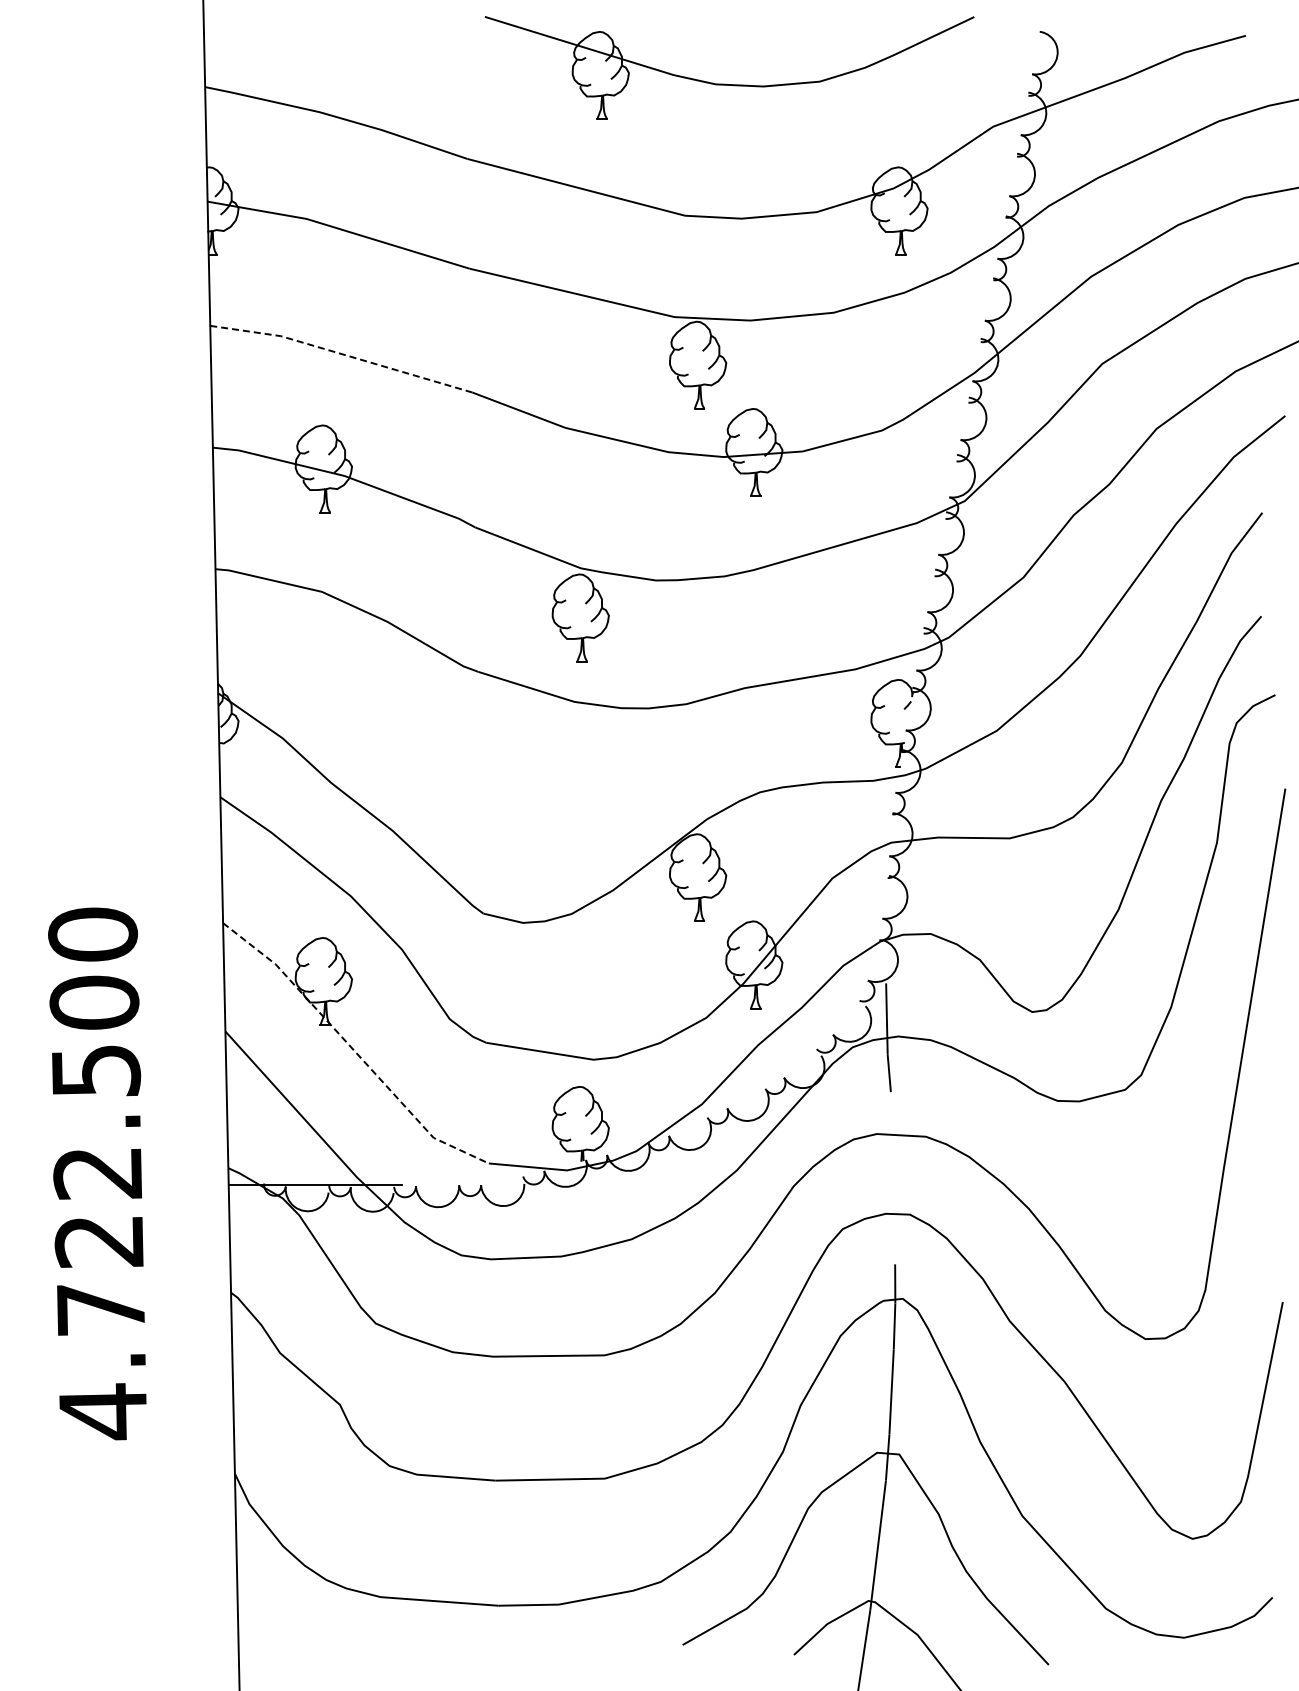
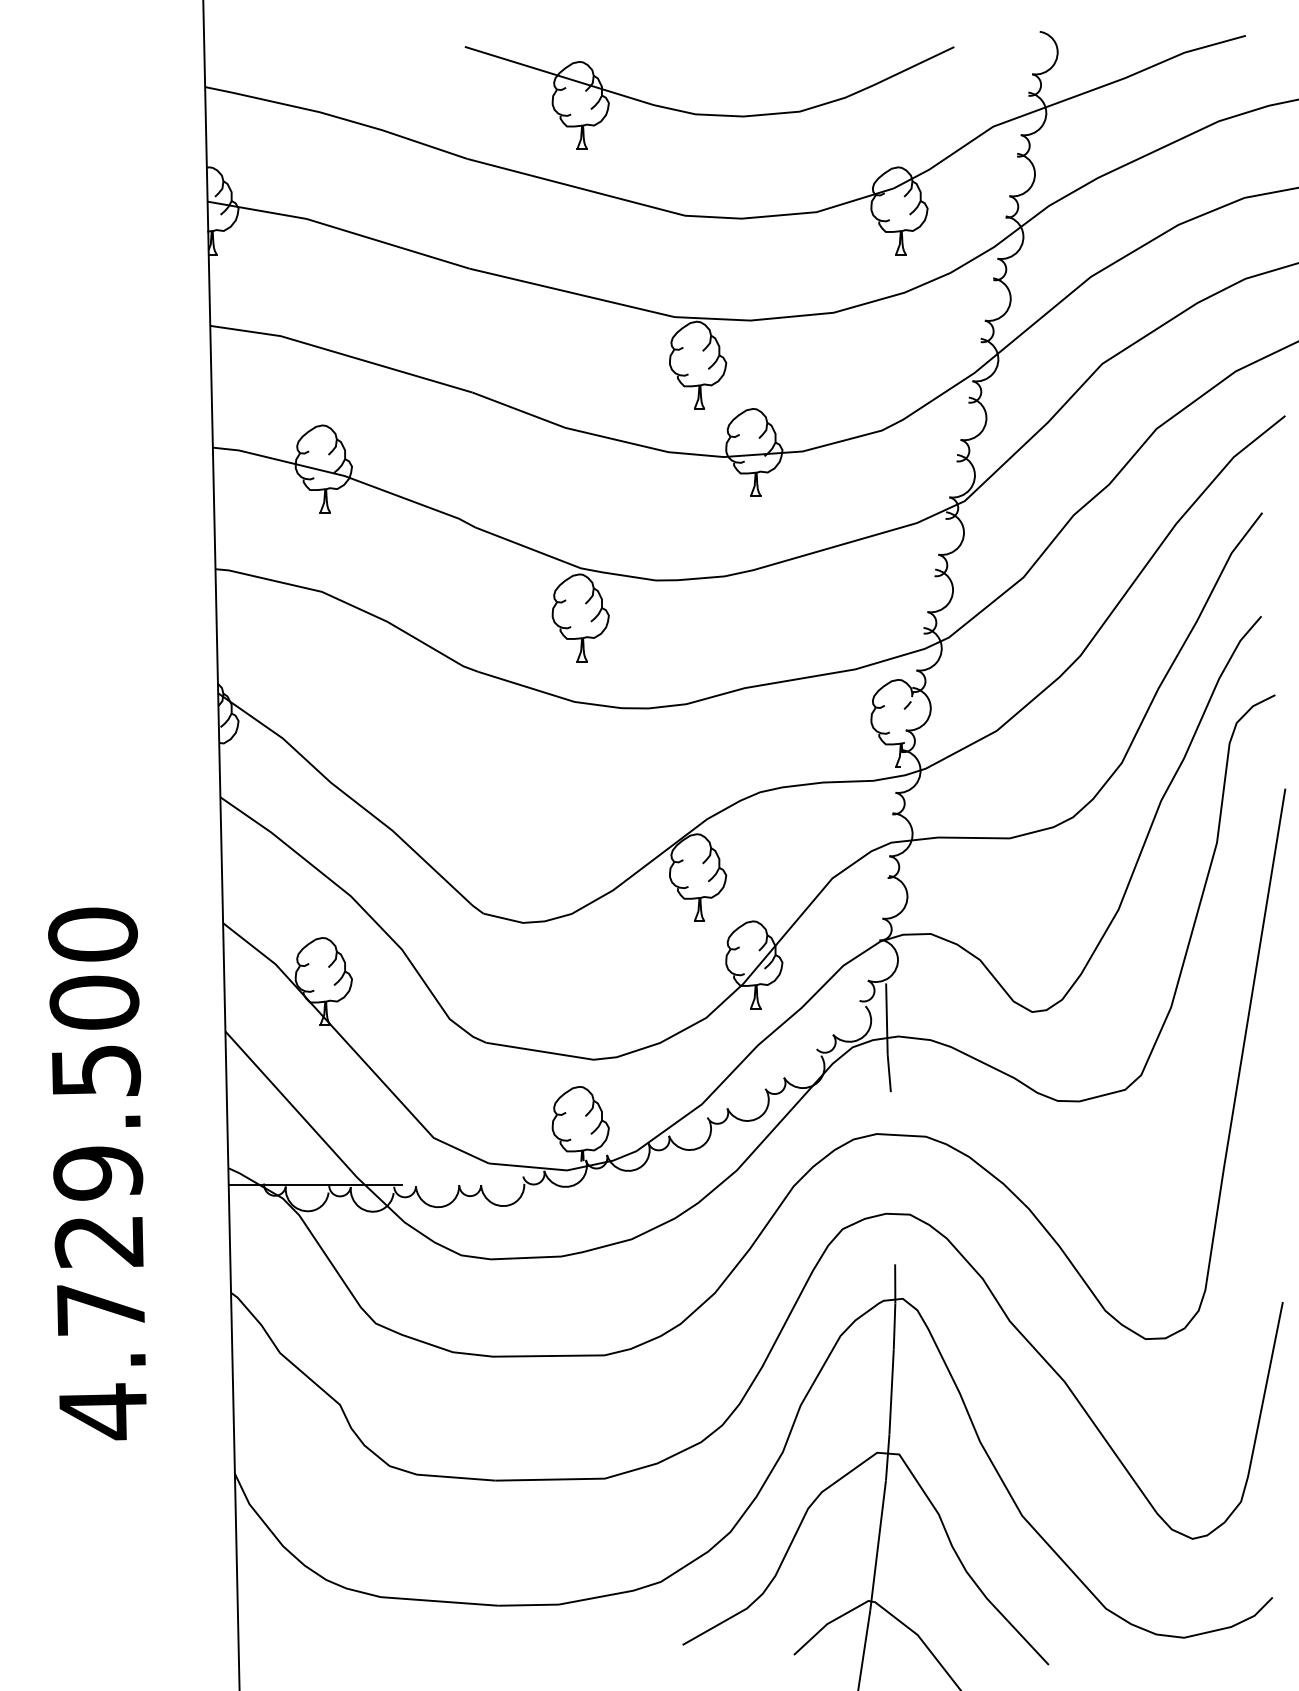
part position: (725, 83) -> (705, 113) (705, 113)
line: dashed -> solid (341, 353)
line: dashed -> solid (353, 1049)
text: 4.722.500 -> 4.729.500 (98, 1173)
